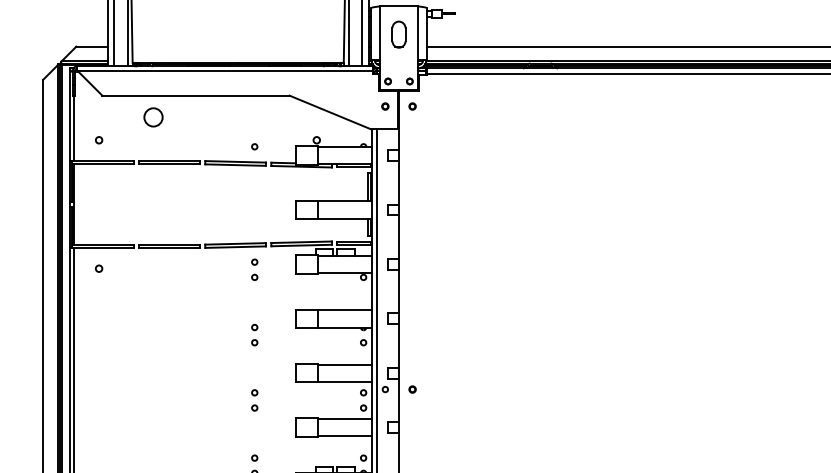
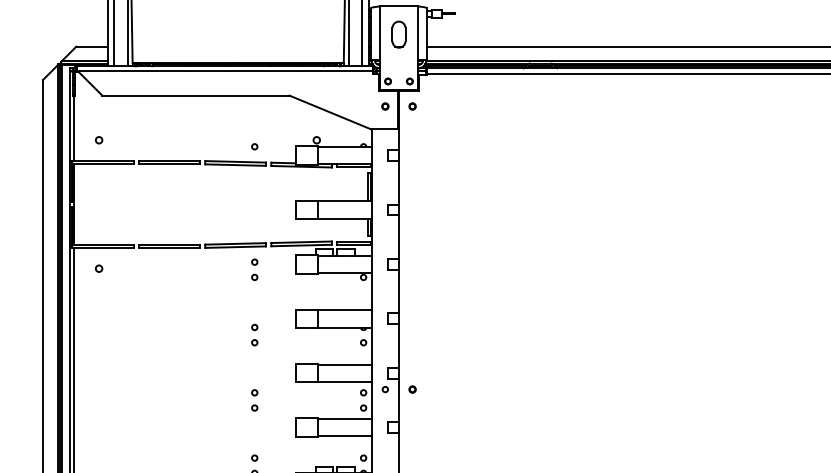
circle: present -> none (153, 117)
line: present -> none (376, 299)
